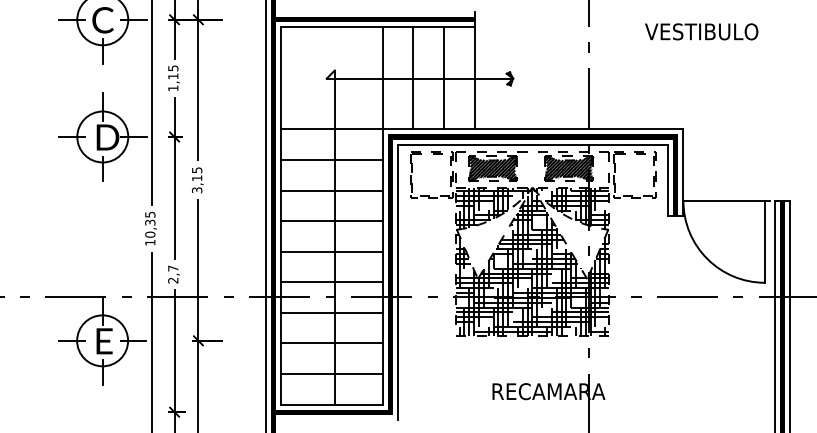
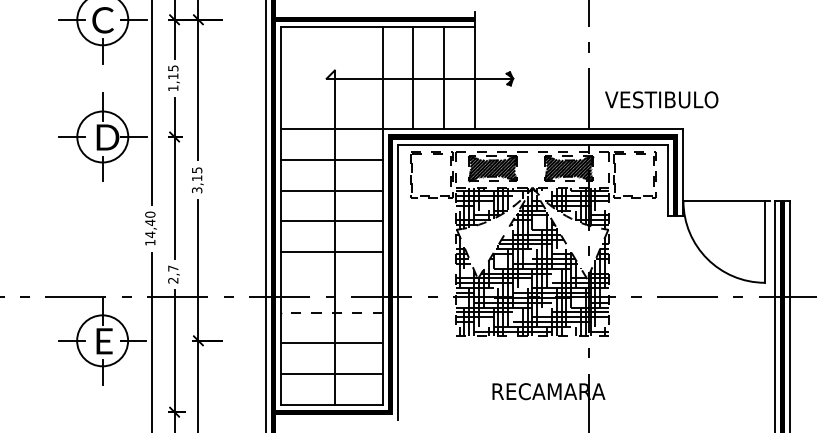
text position: (701, 31) -> (661, 99) (661, 99)
text: 10,35 -> 14,40 (150, 224)
line: present -> none (331, 282)
line: solid -> dashed (331, 312)
